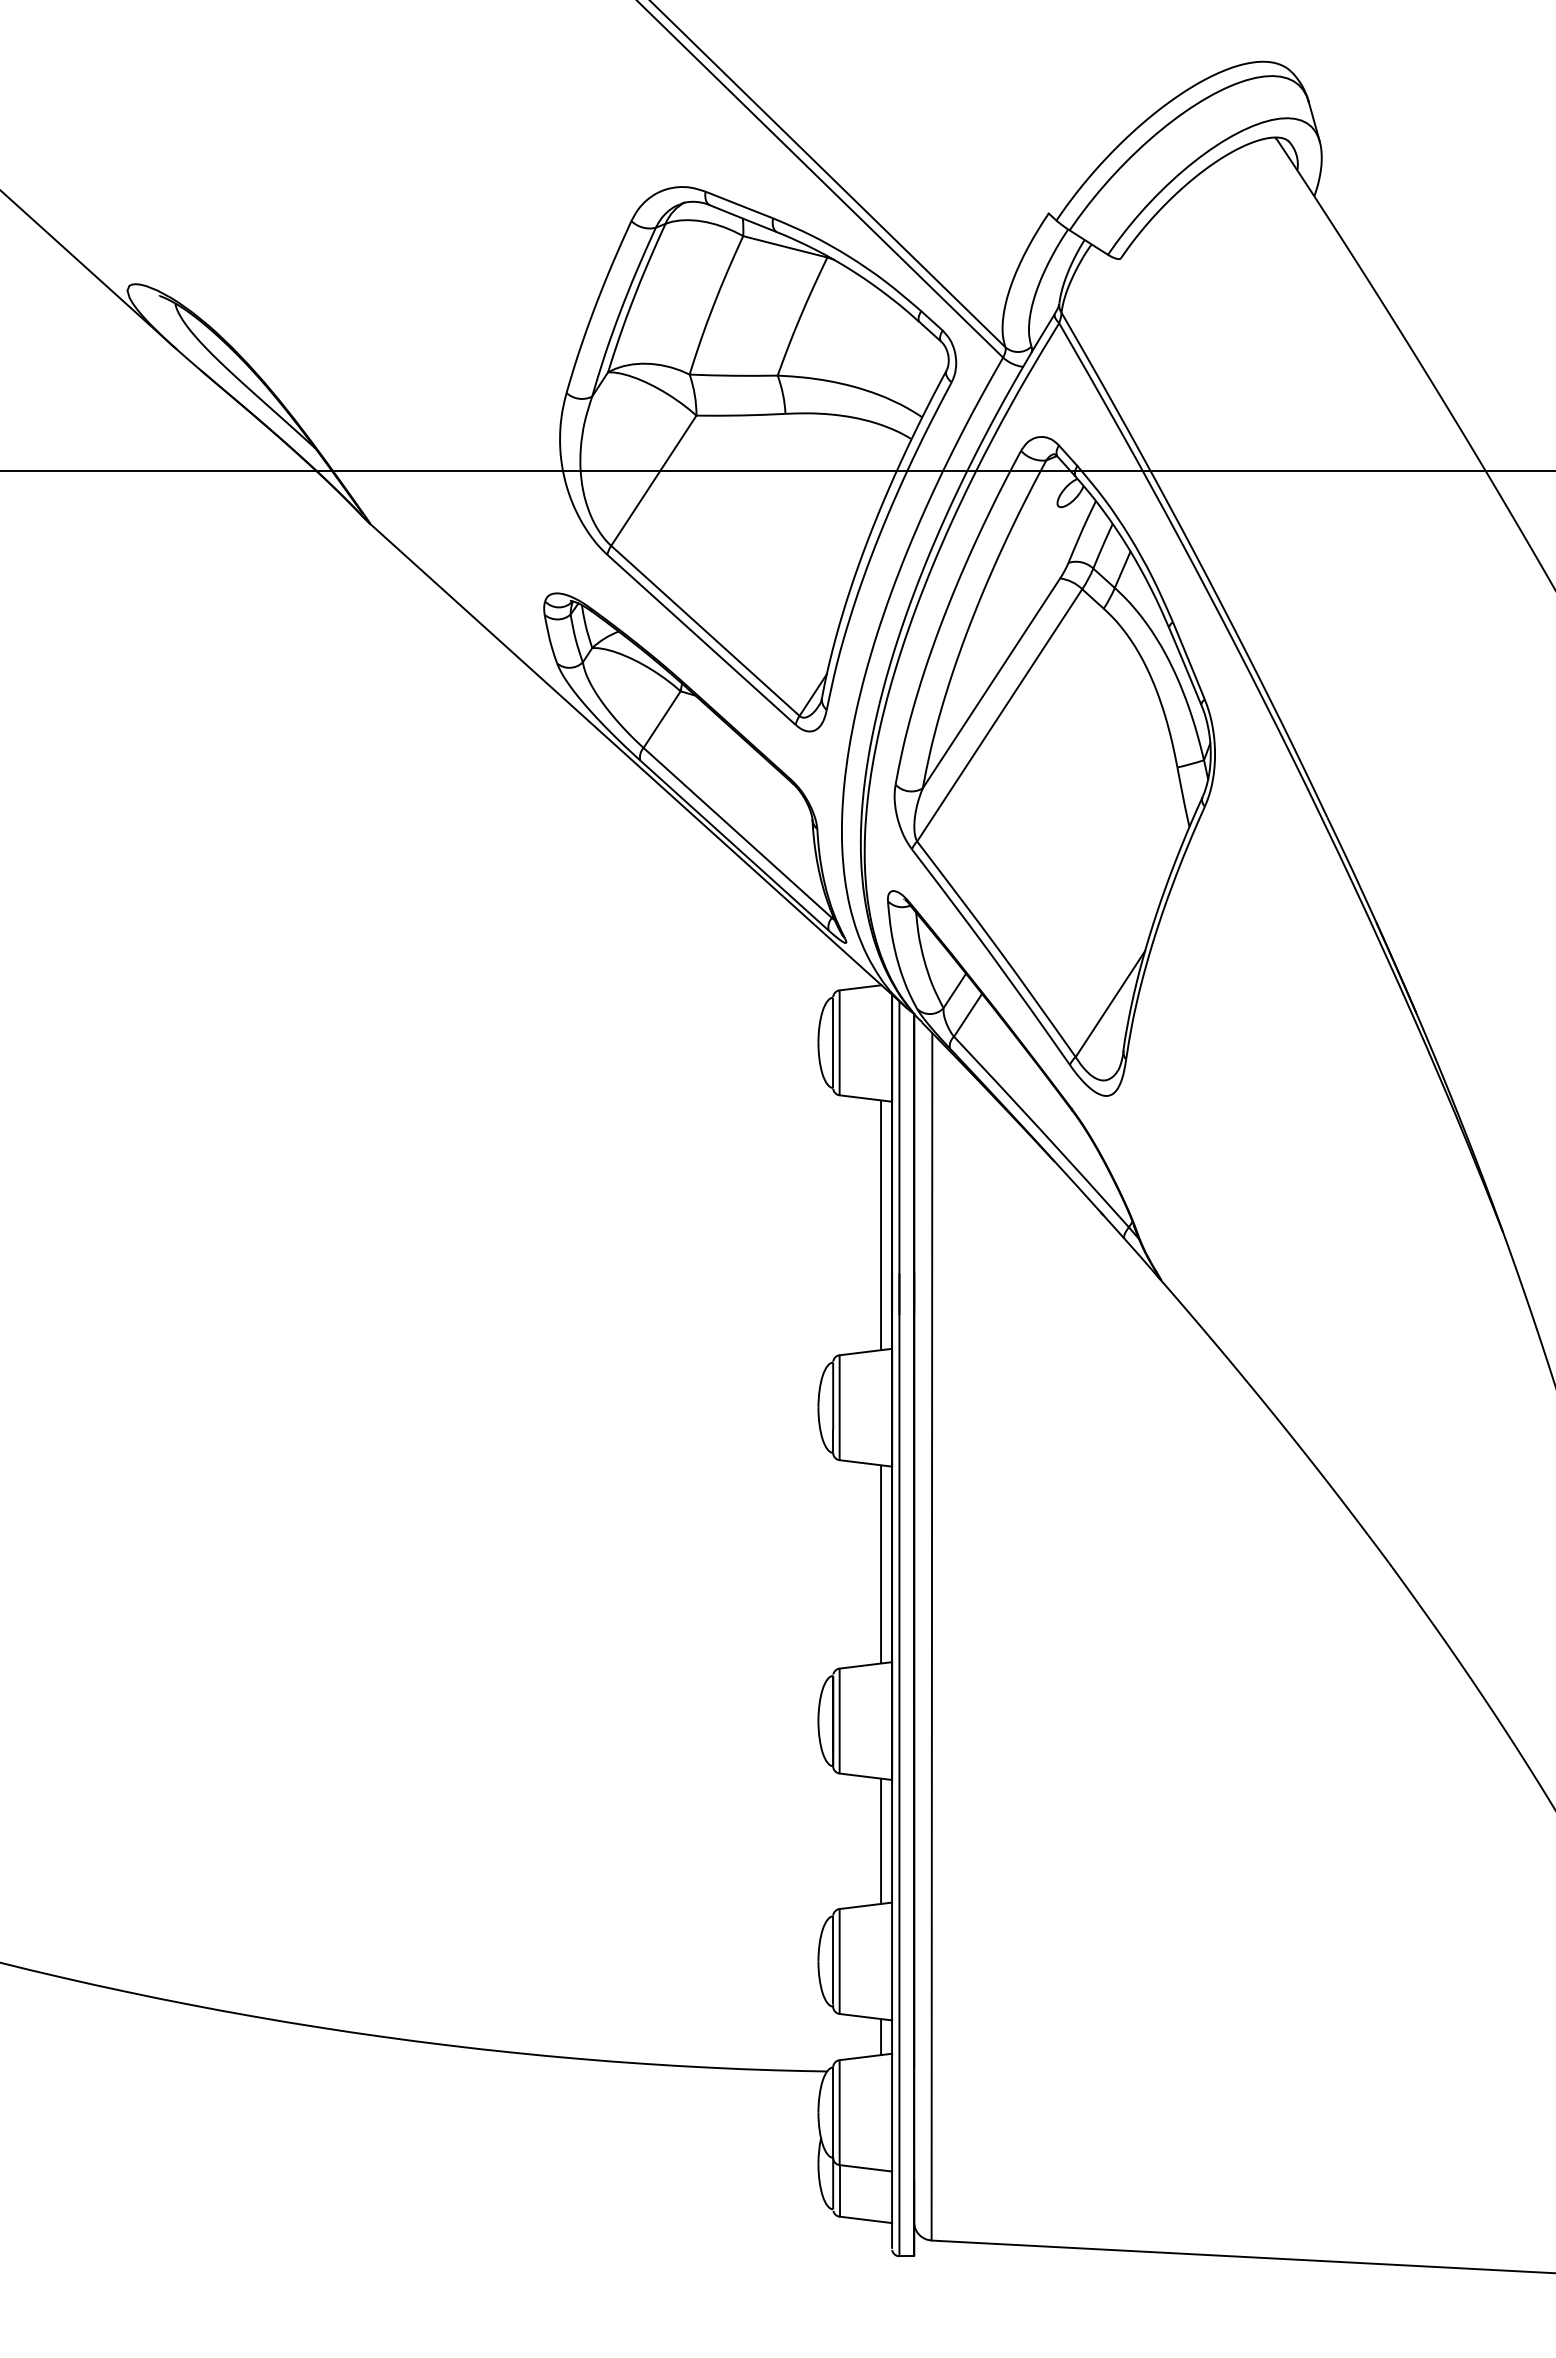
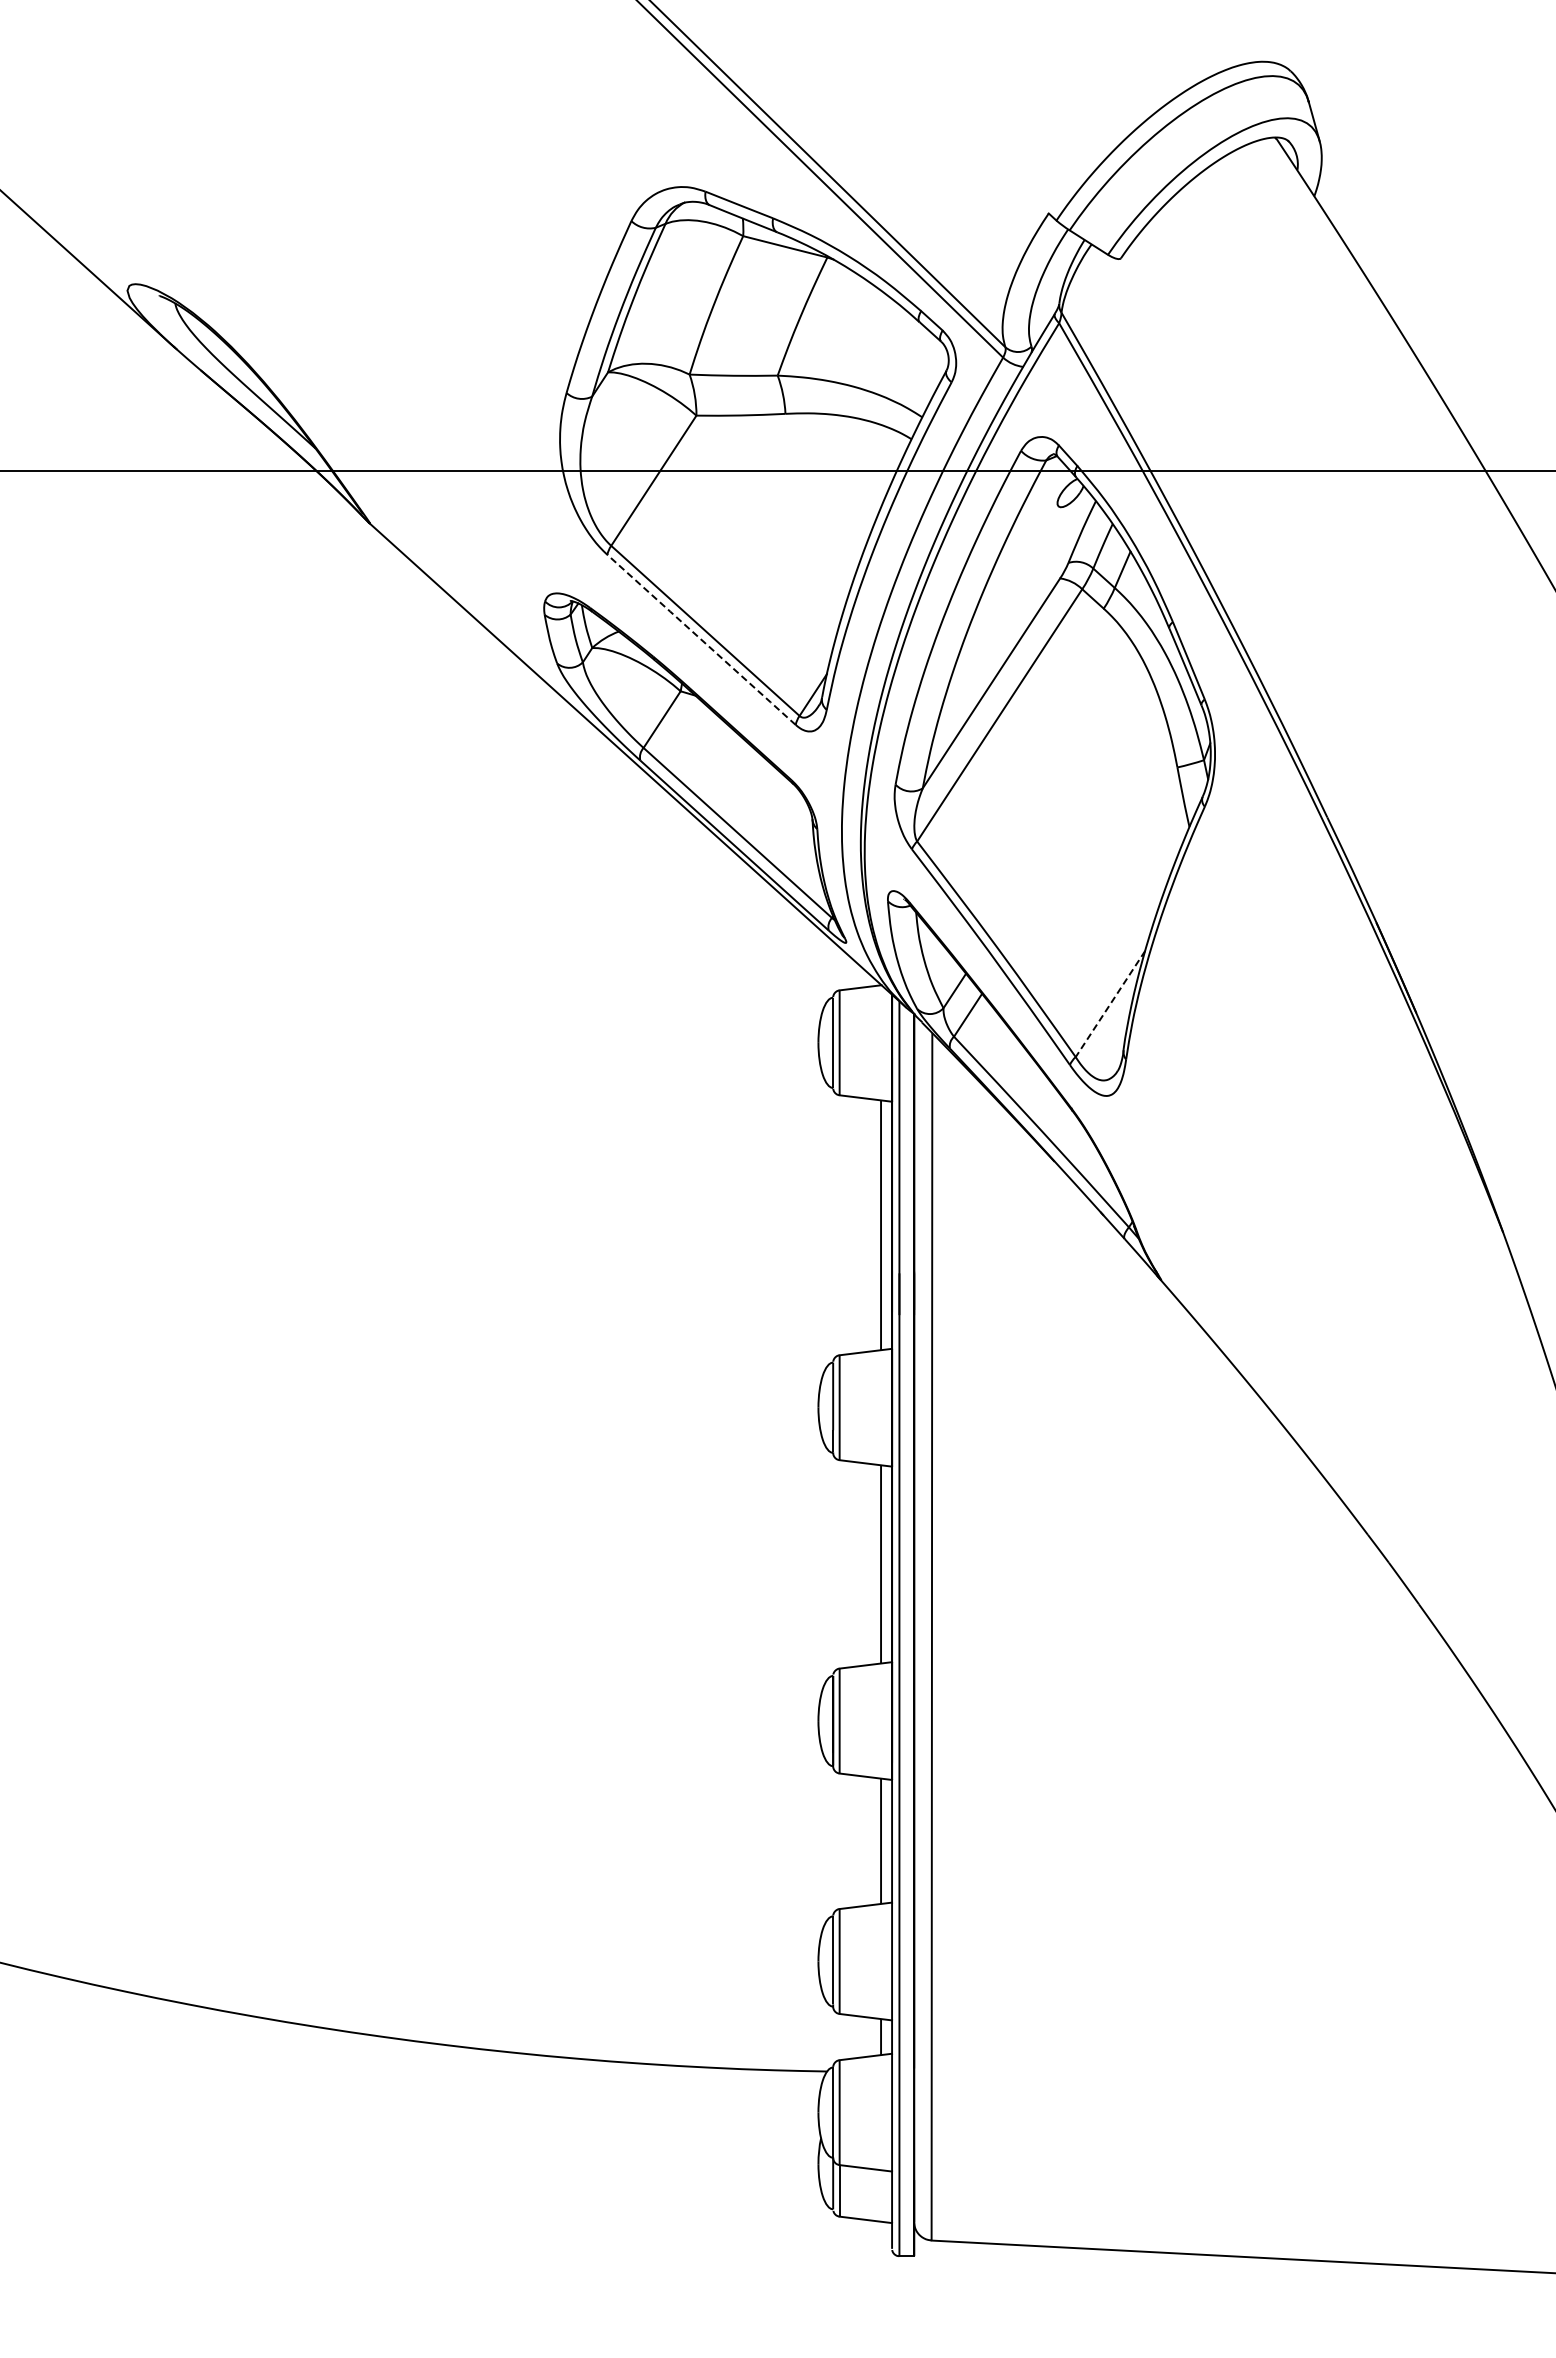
line: solid -> dashed (701, 639)
line: solid -> dashed (1110, 1004)
